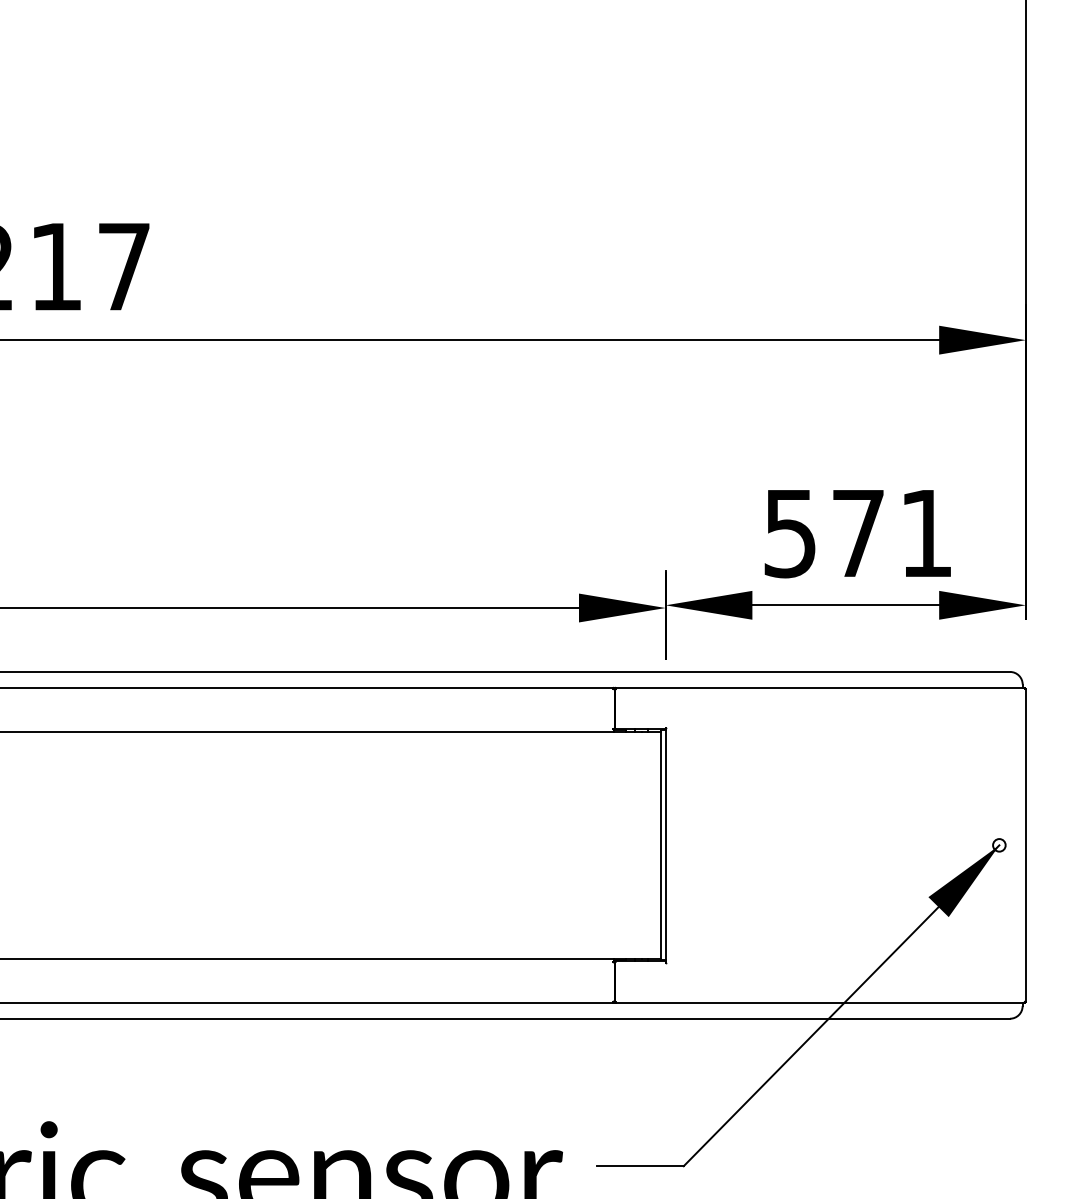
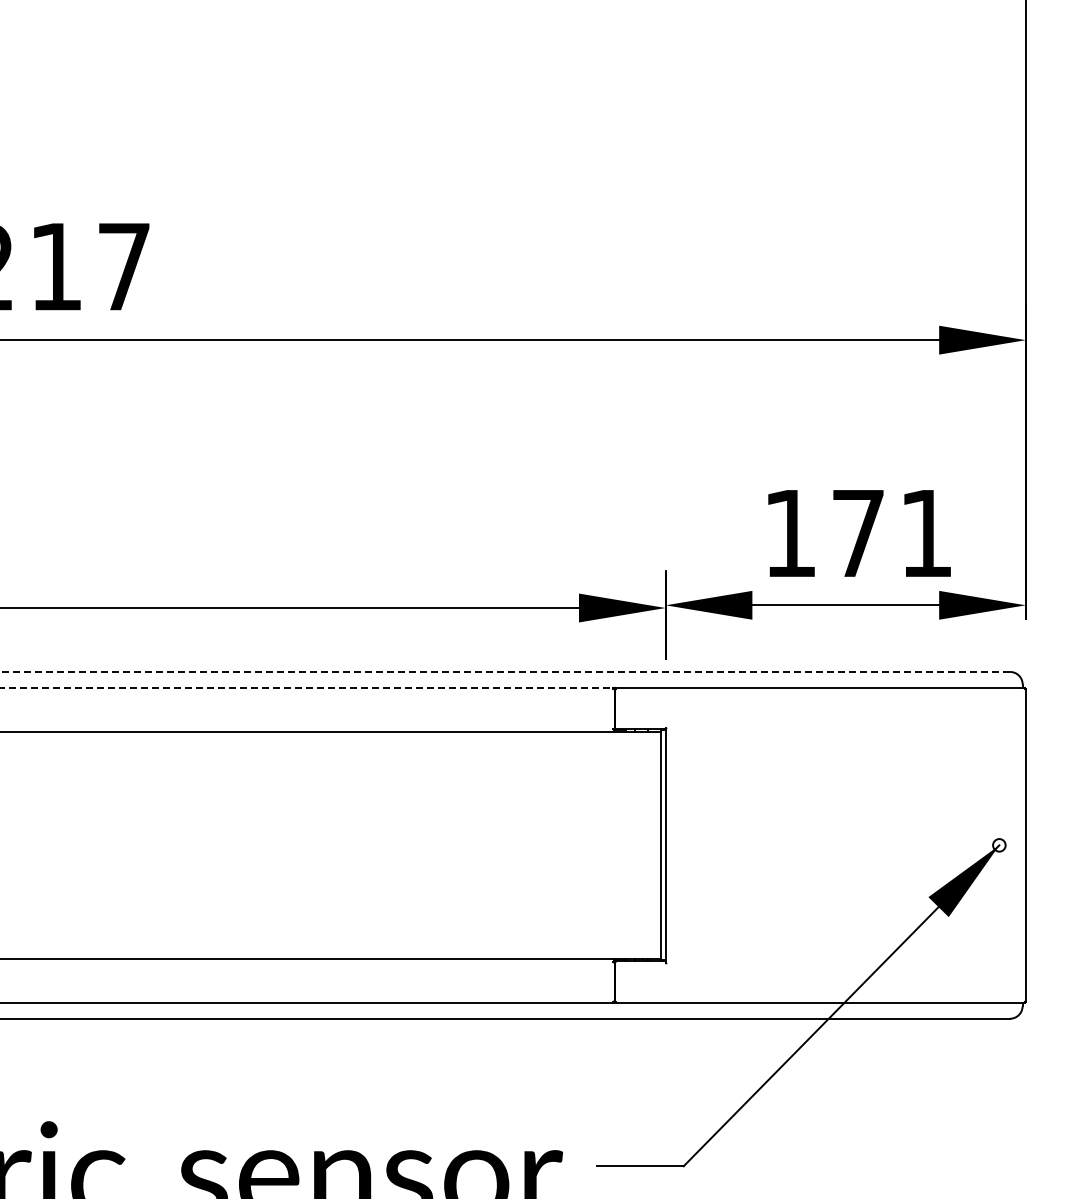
text: 571 -> 171 (789, 534)
line: solid -> dashed (505, 671)
line: solid -> dashed (307, 687)
